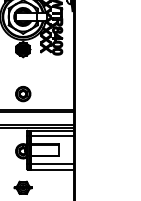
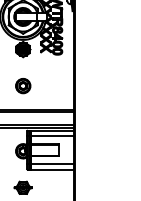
part position: (23, 94) -> (23, 86) (23, 86)
